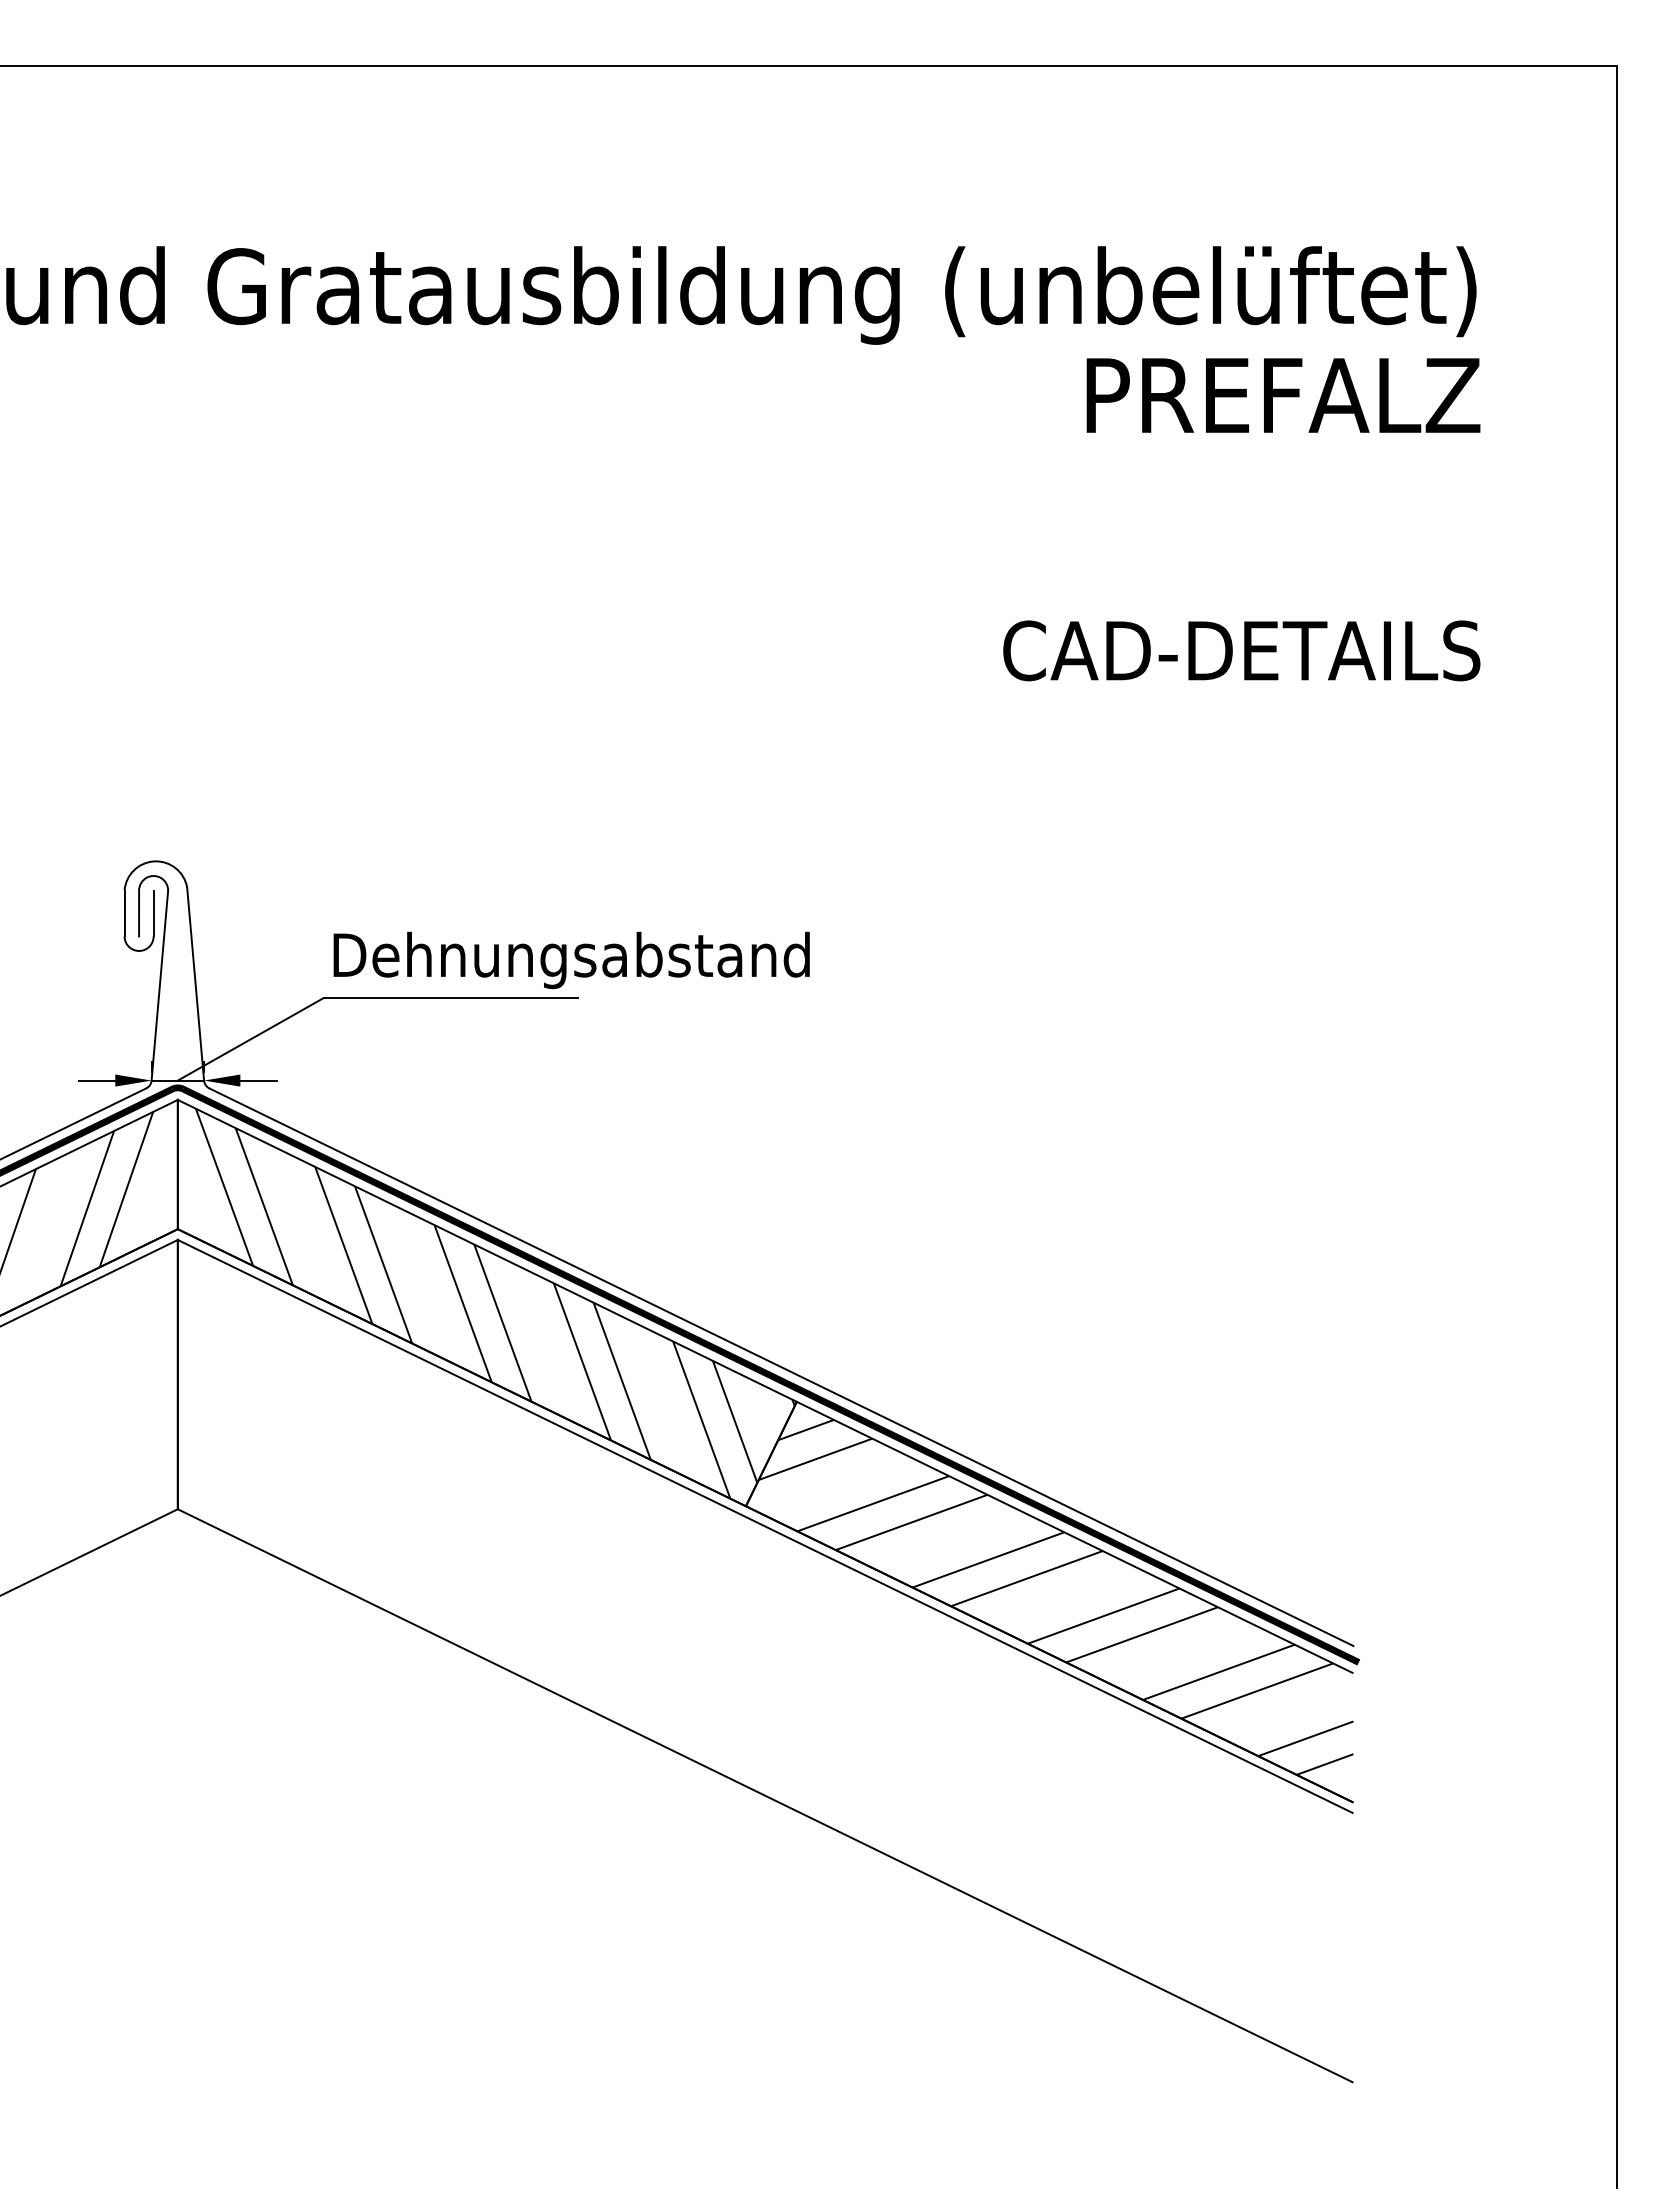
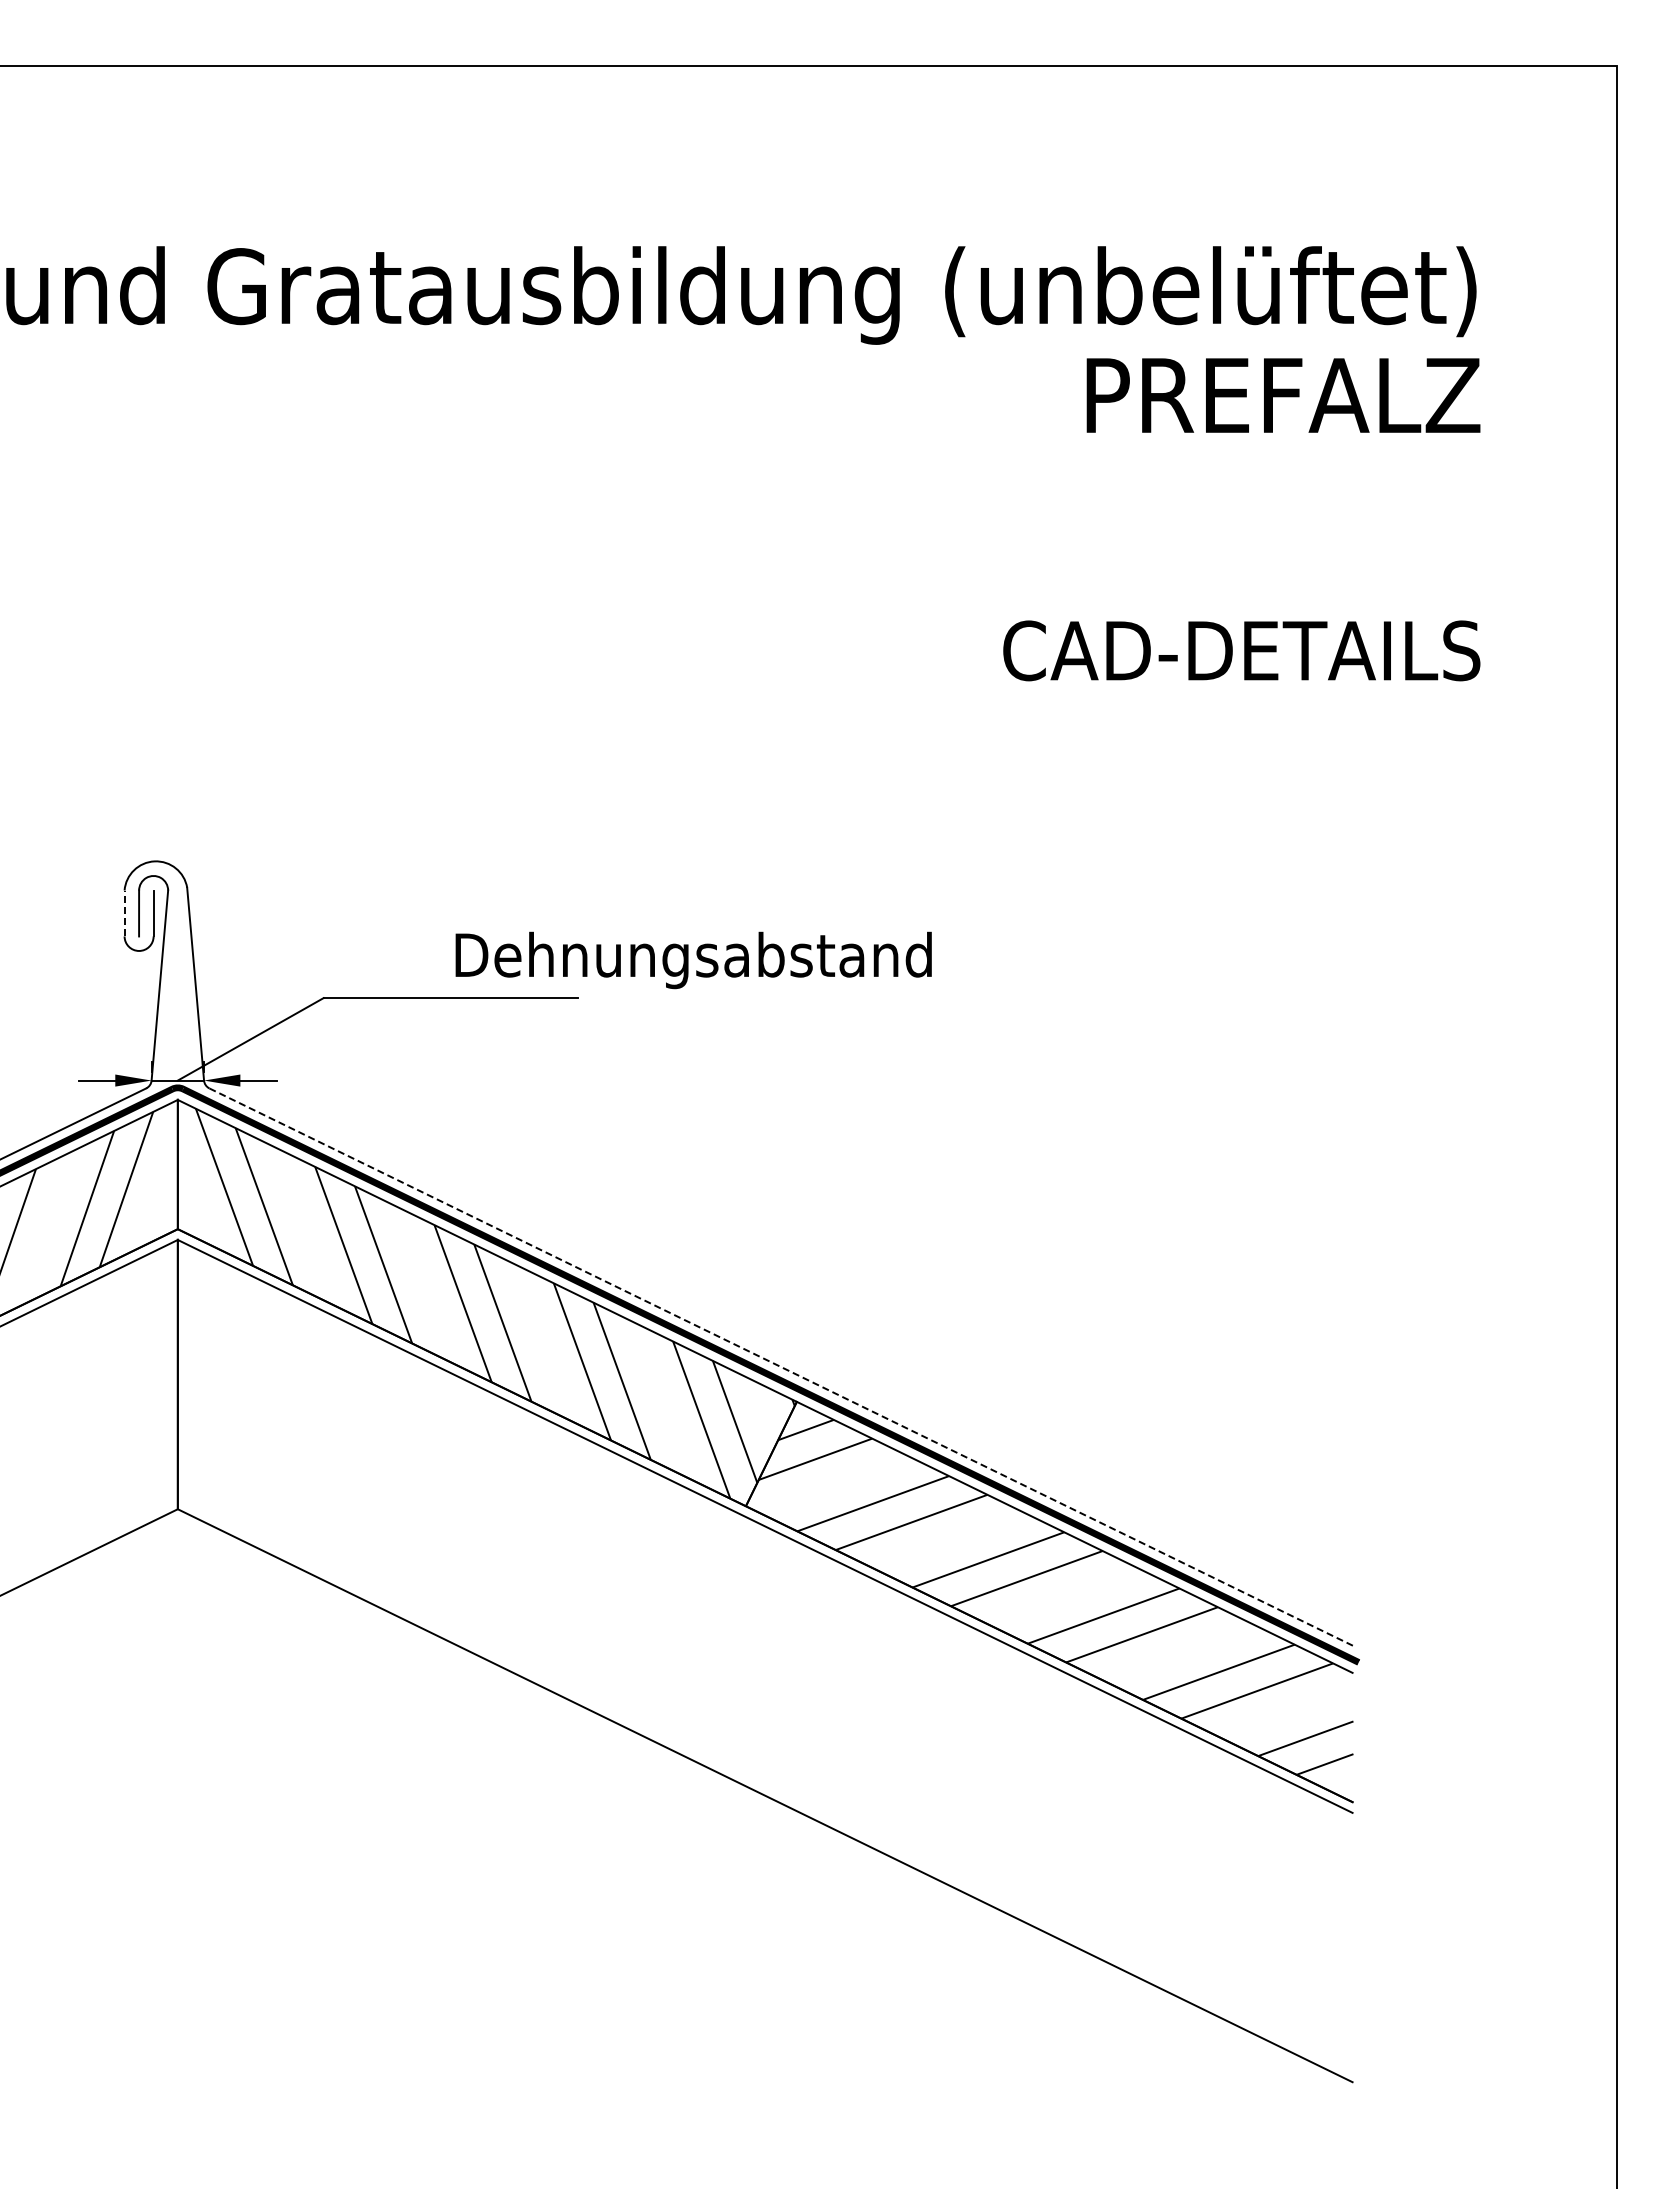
line: solid -> dashed (124, 913)
text position: (571, 960) -> (693, 960) (693, 960)
line: solid -> dashed (781, 1367)
